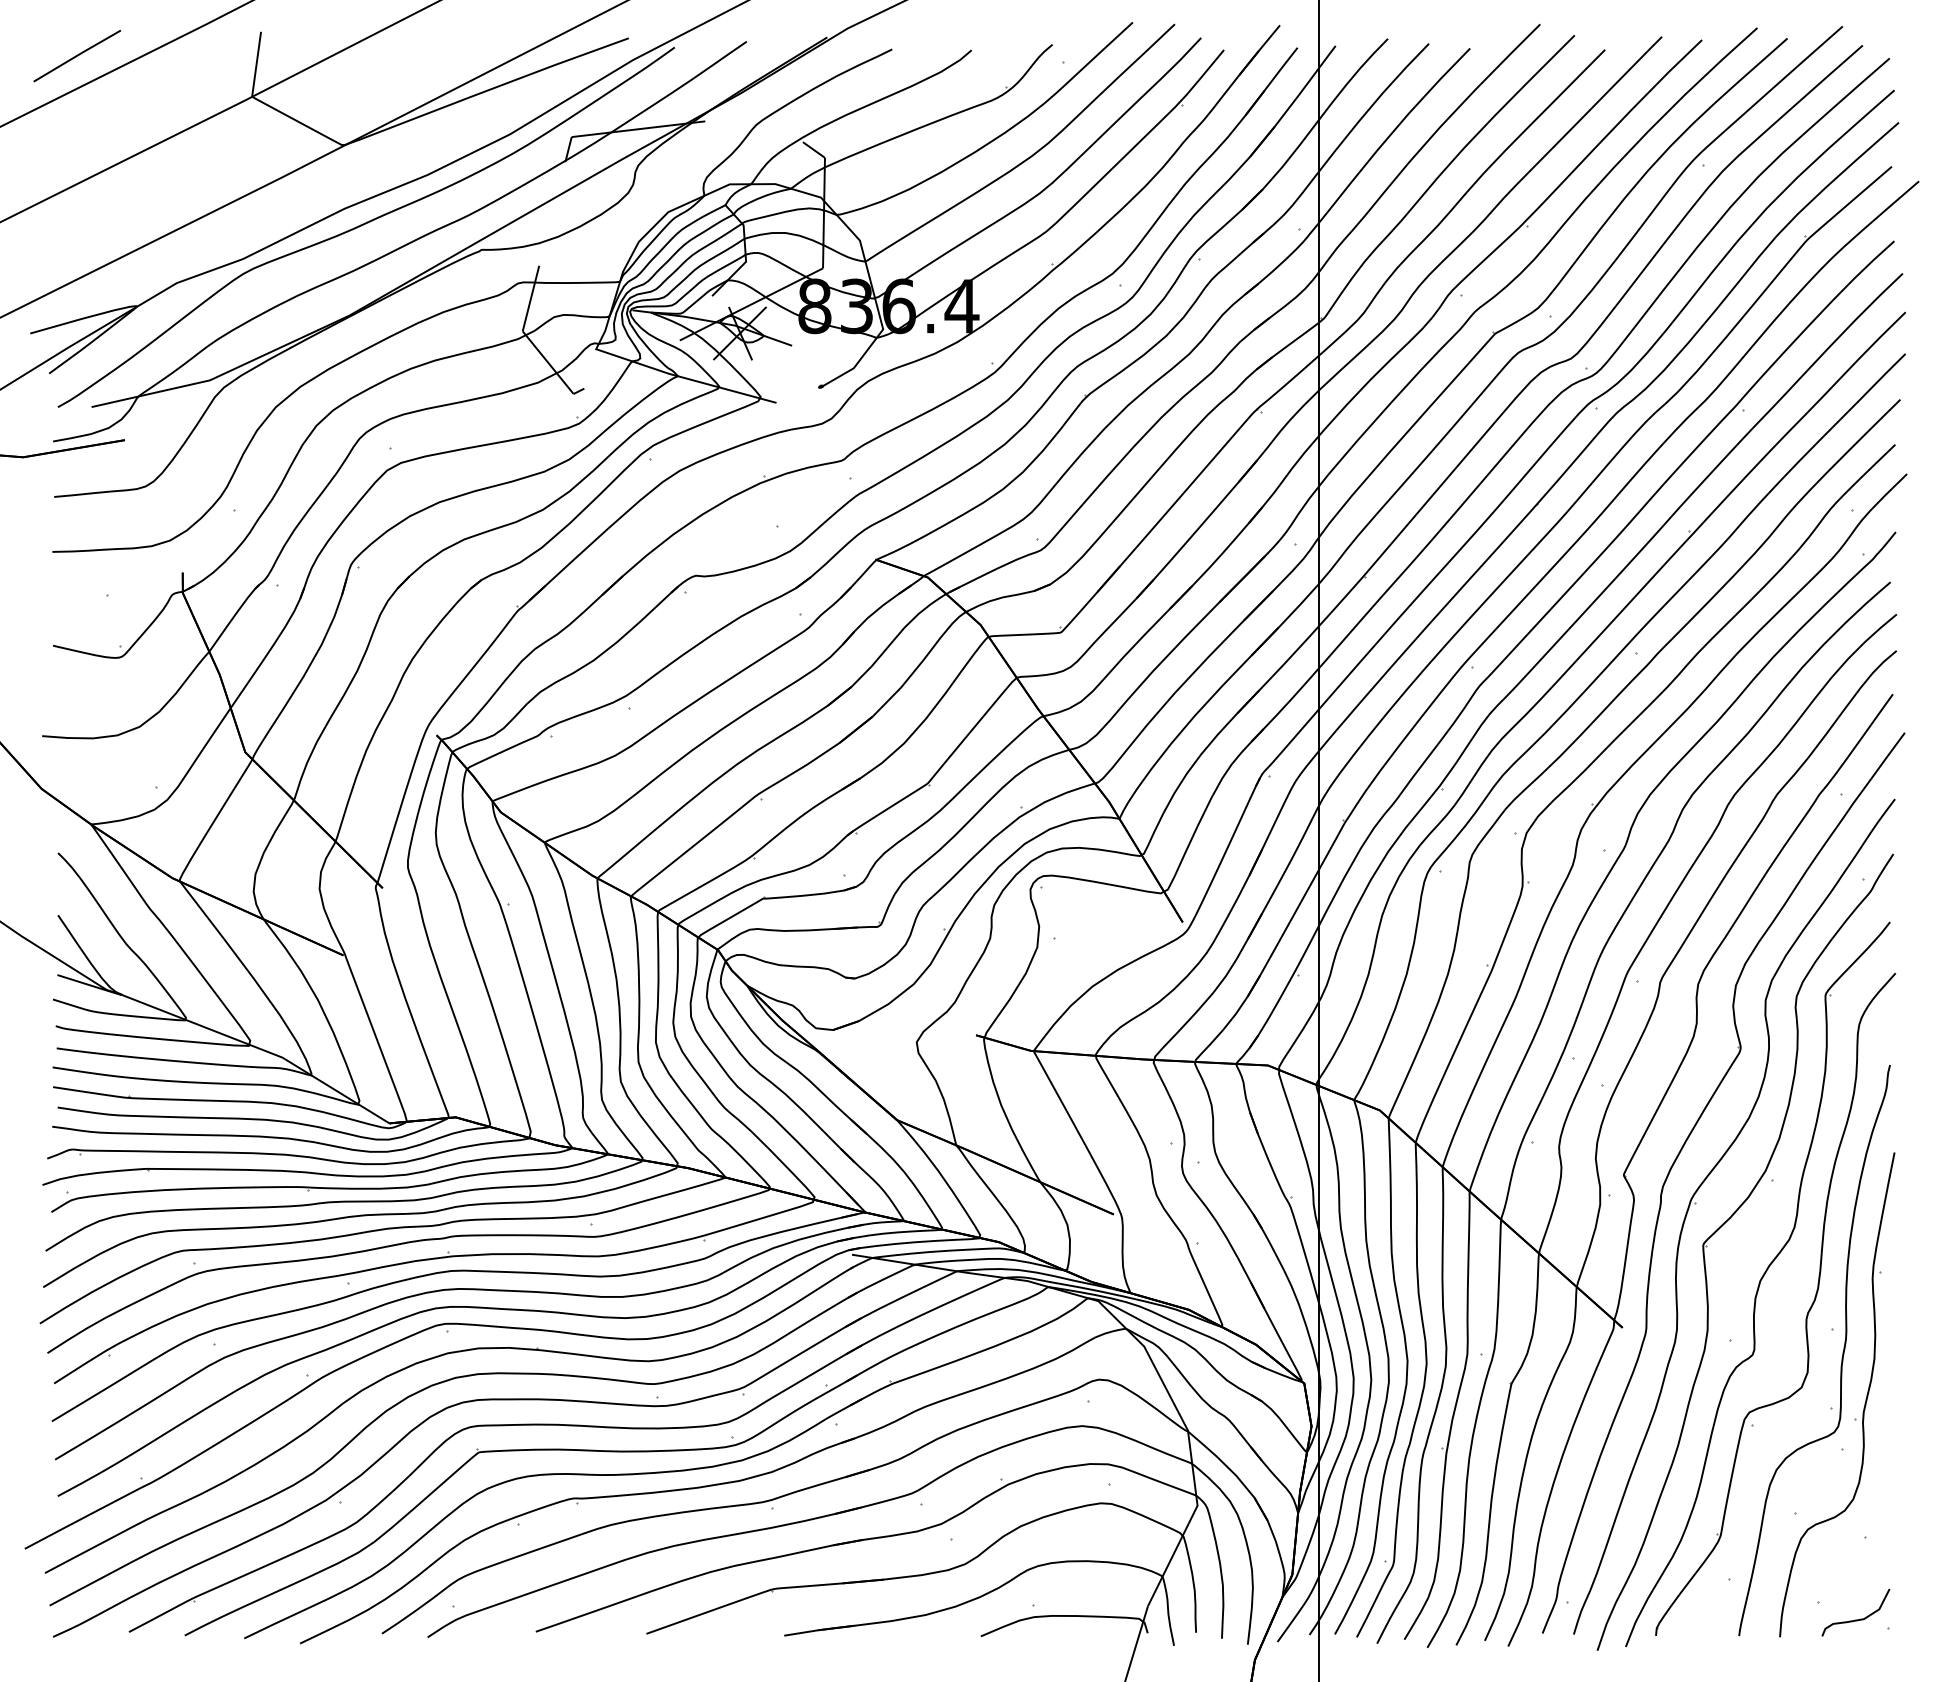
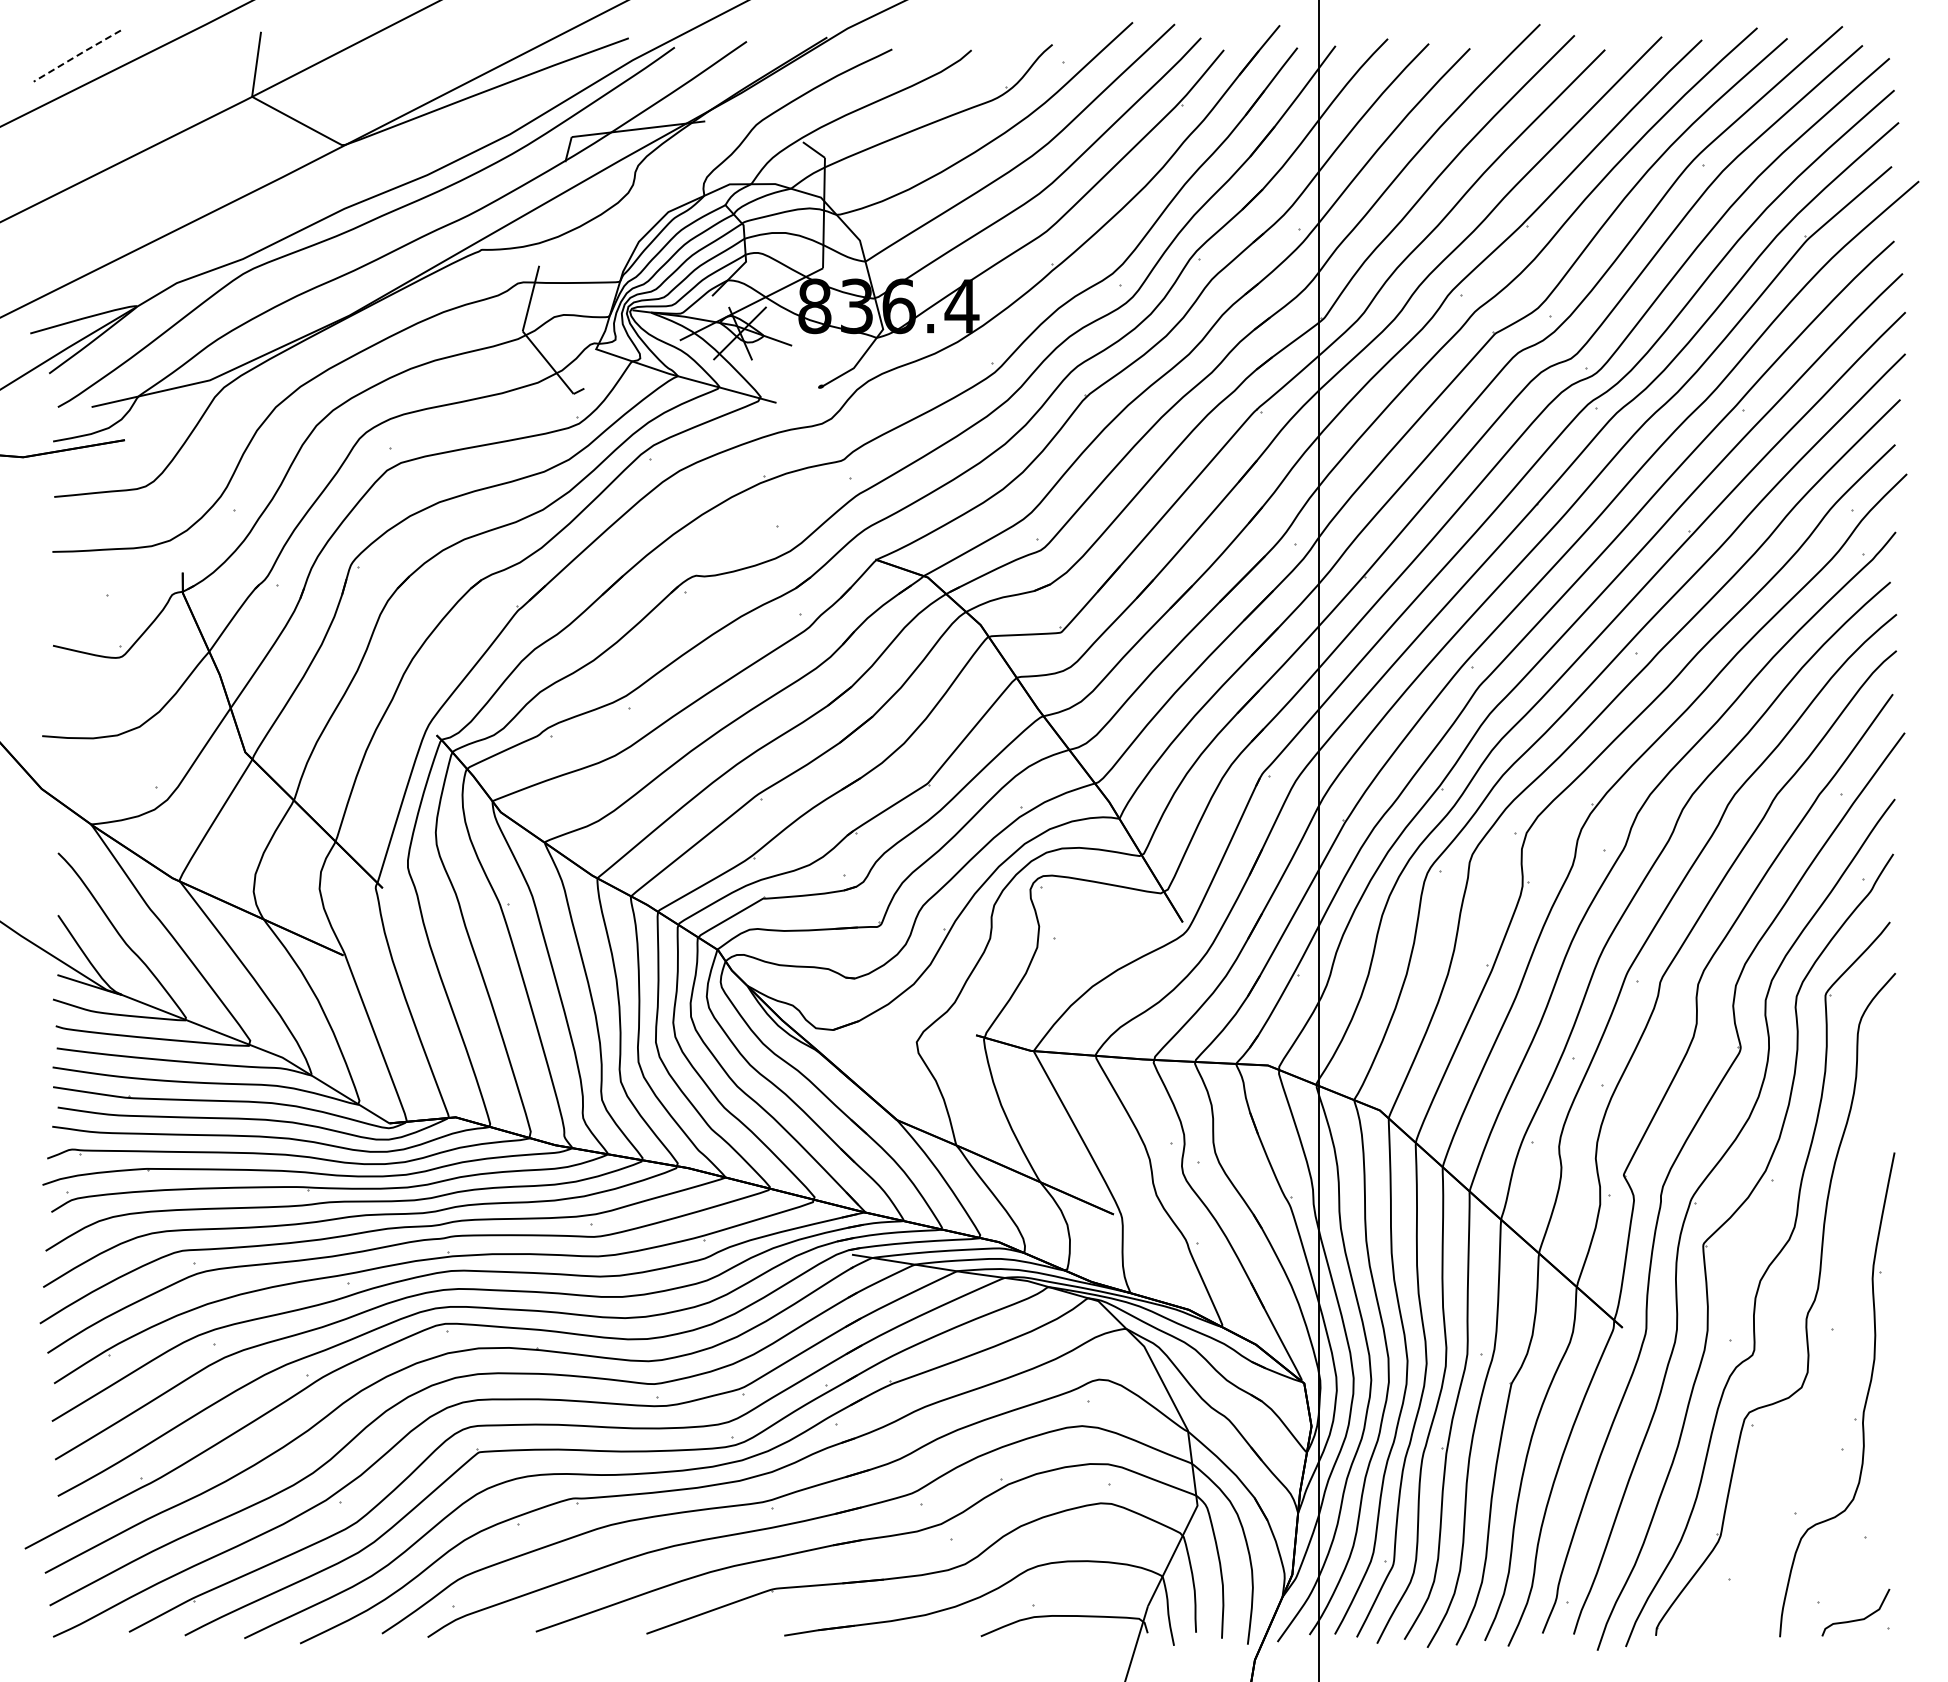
line: solid -> dashed (76, 55)
part: present -> none (1841, 1357)
